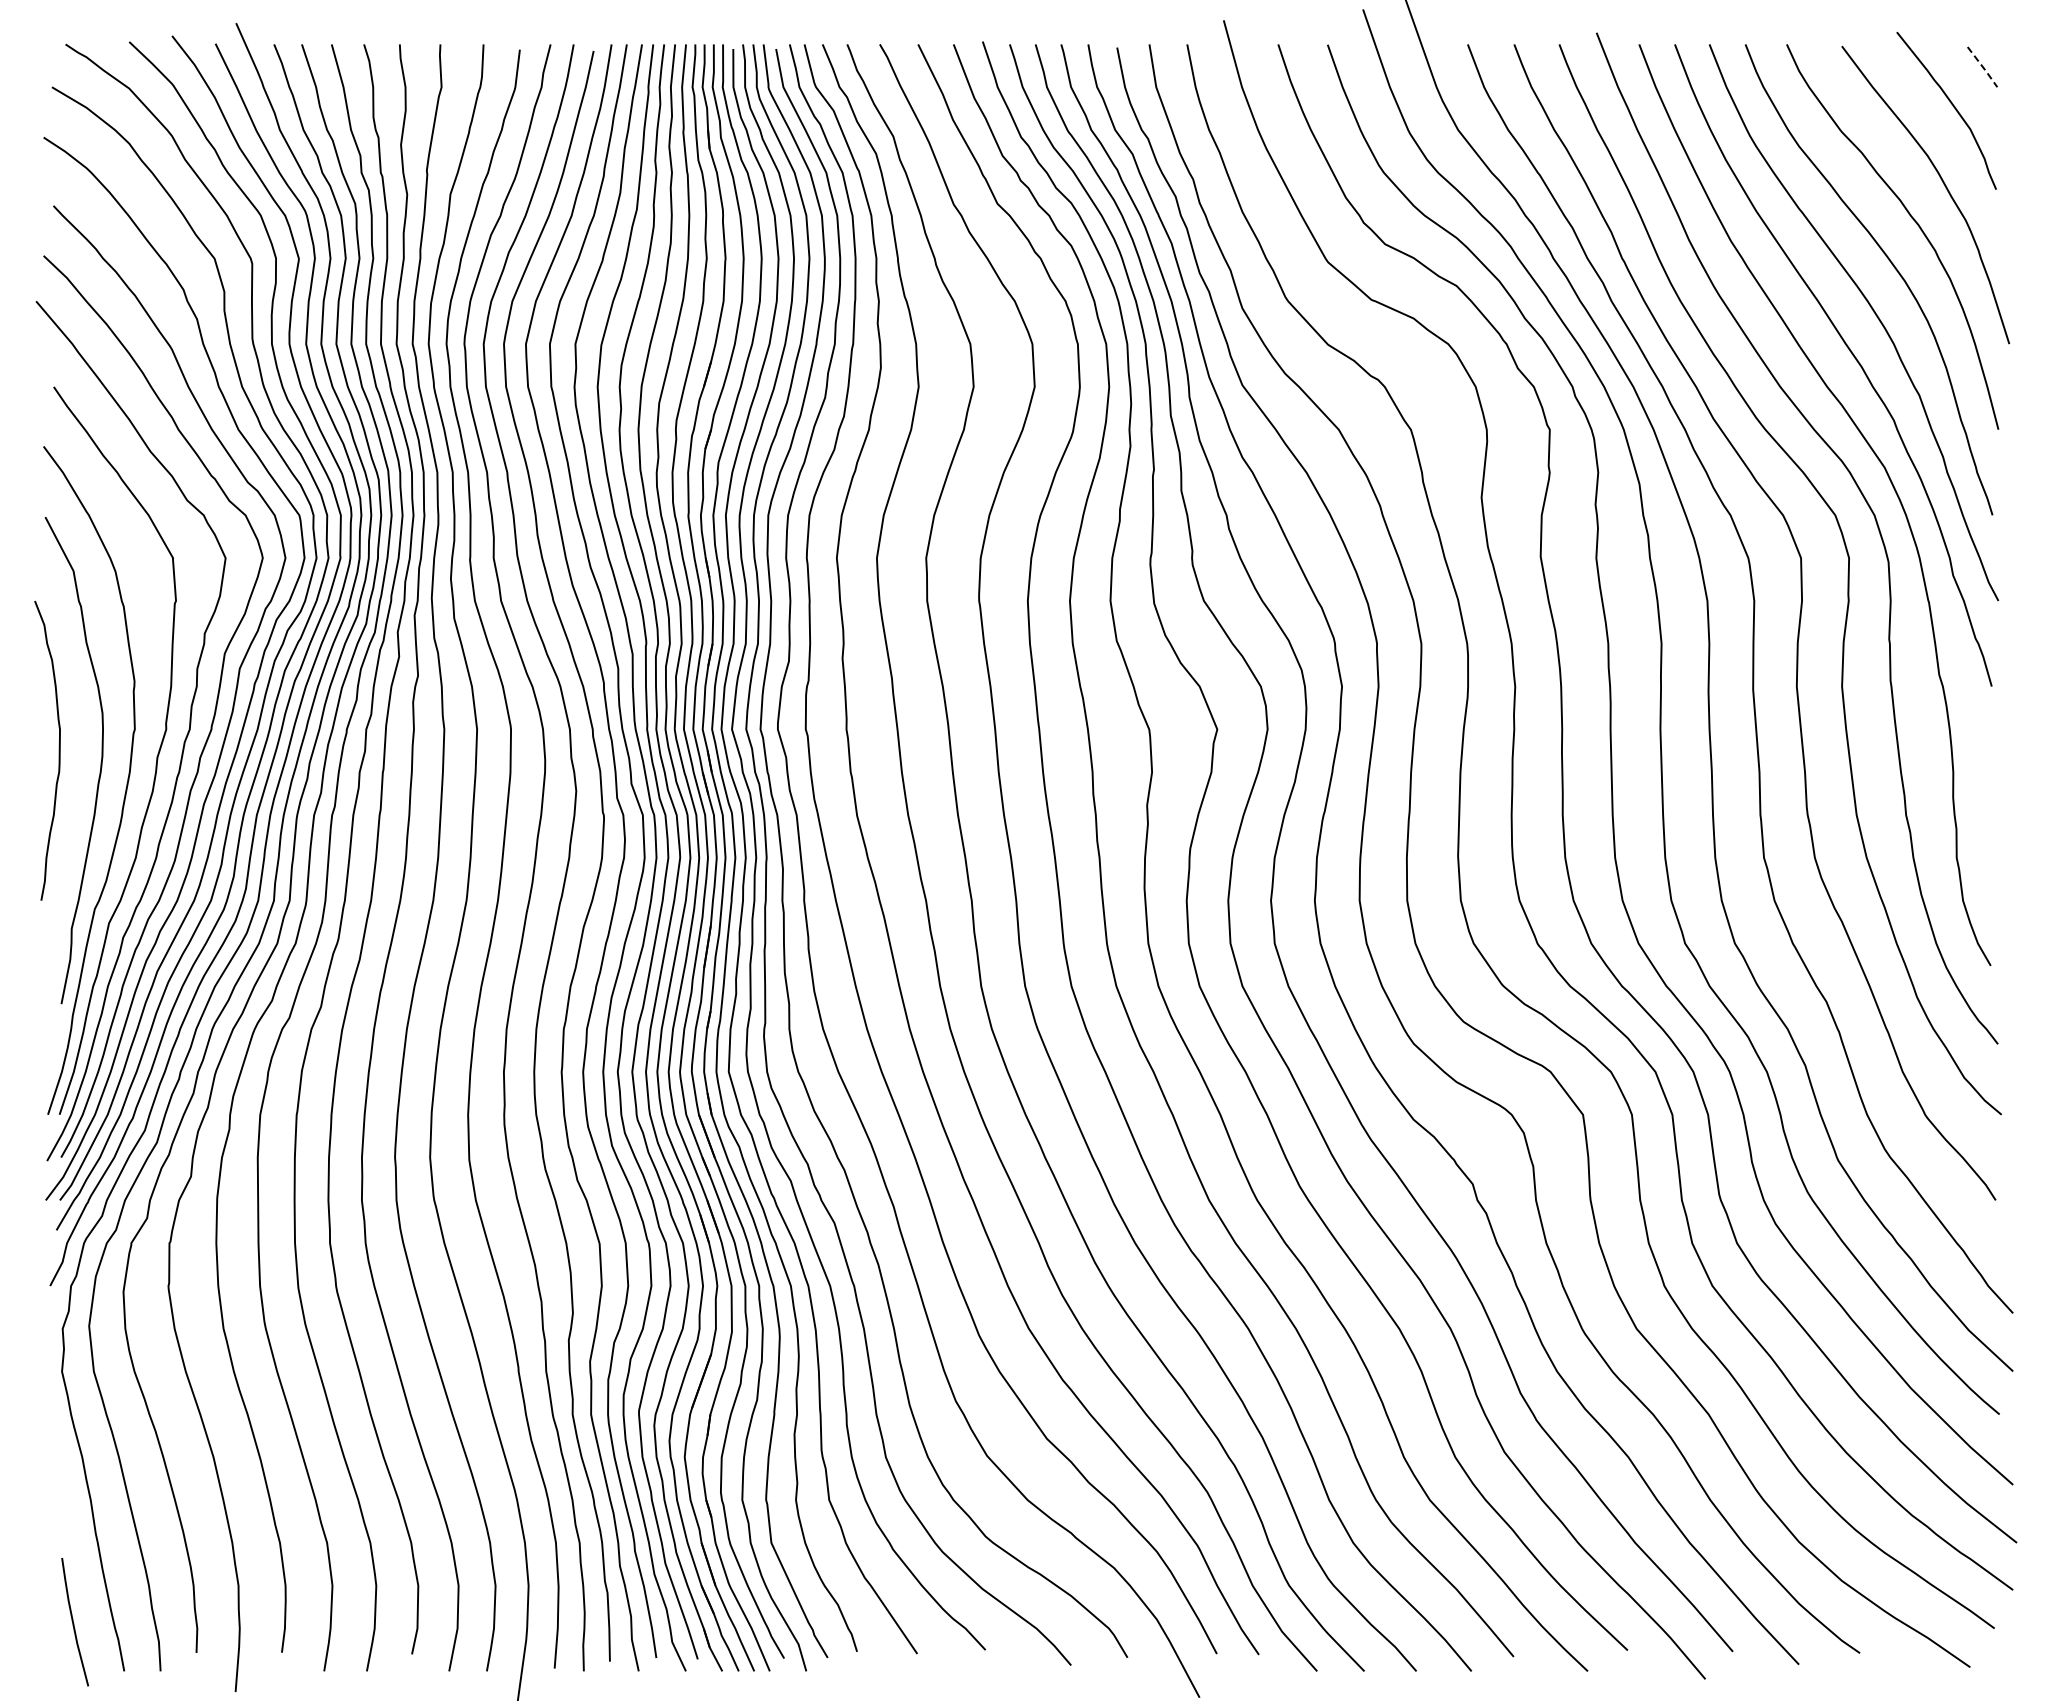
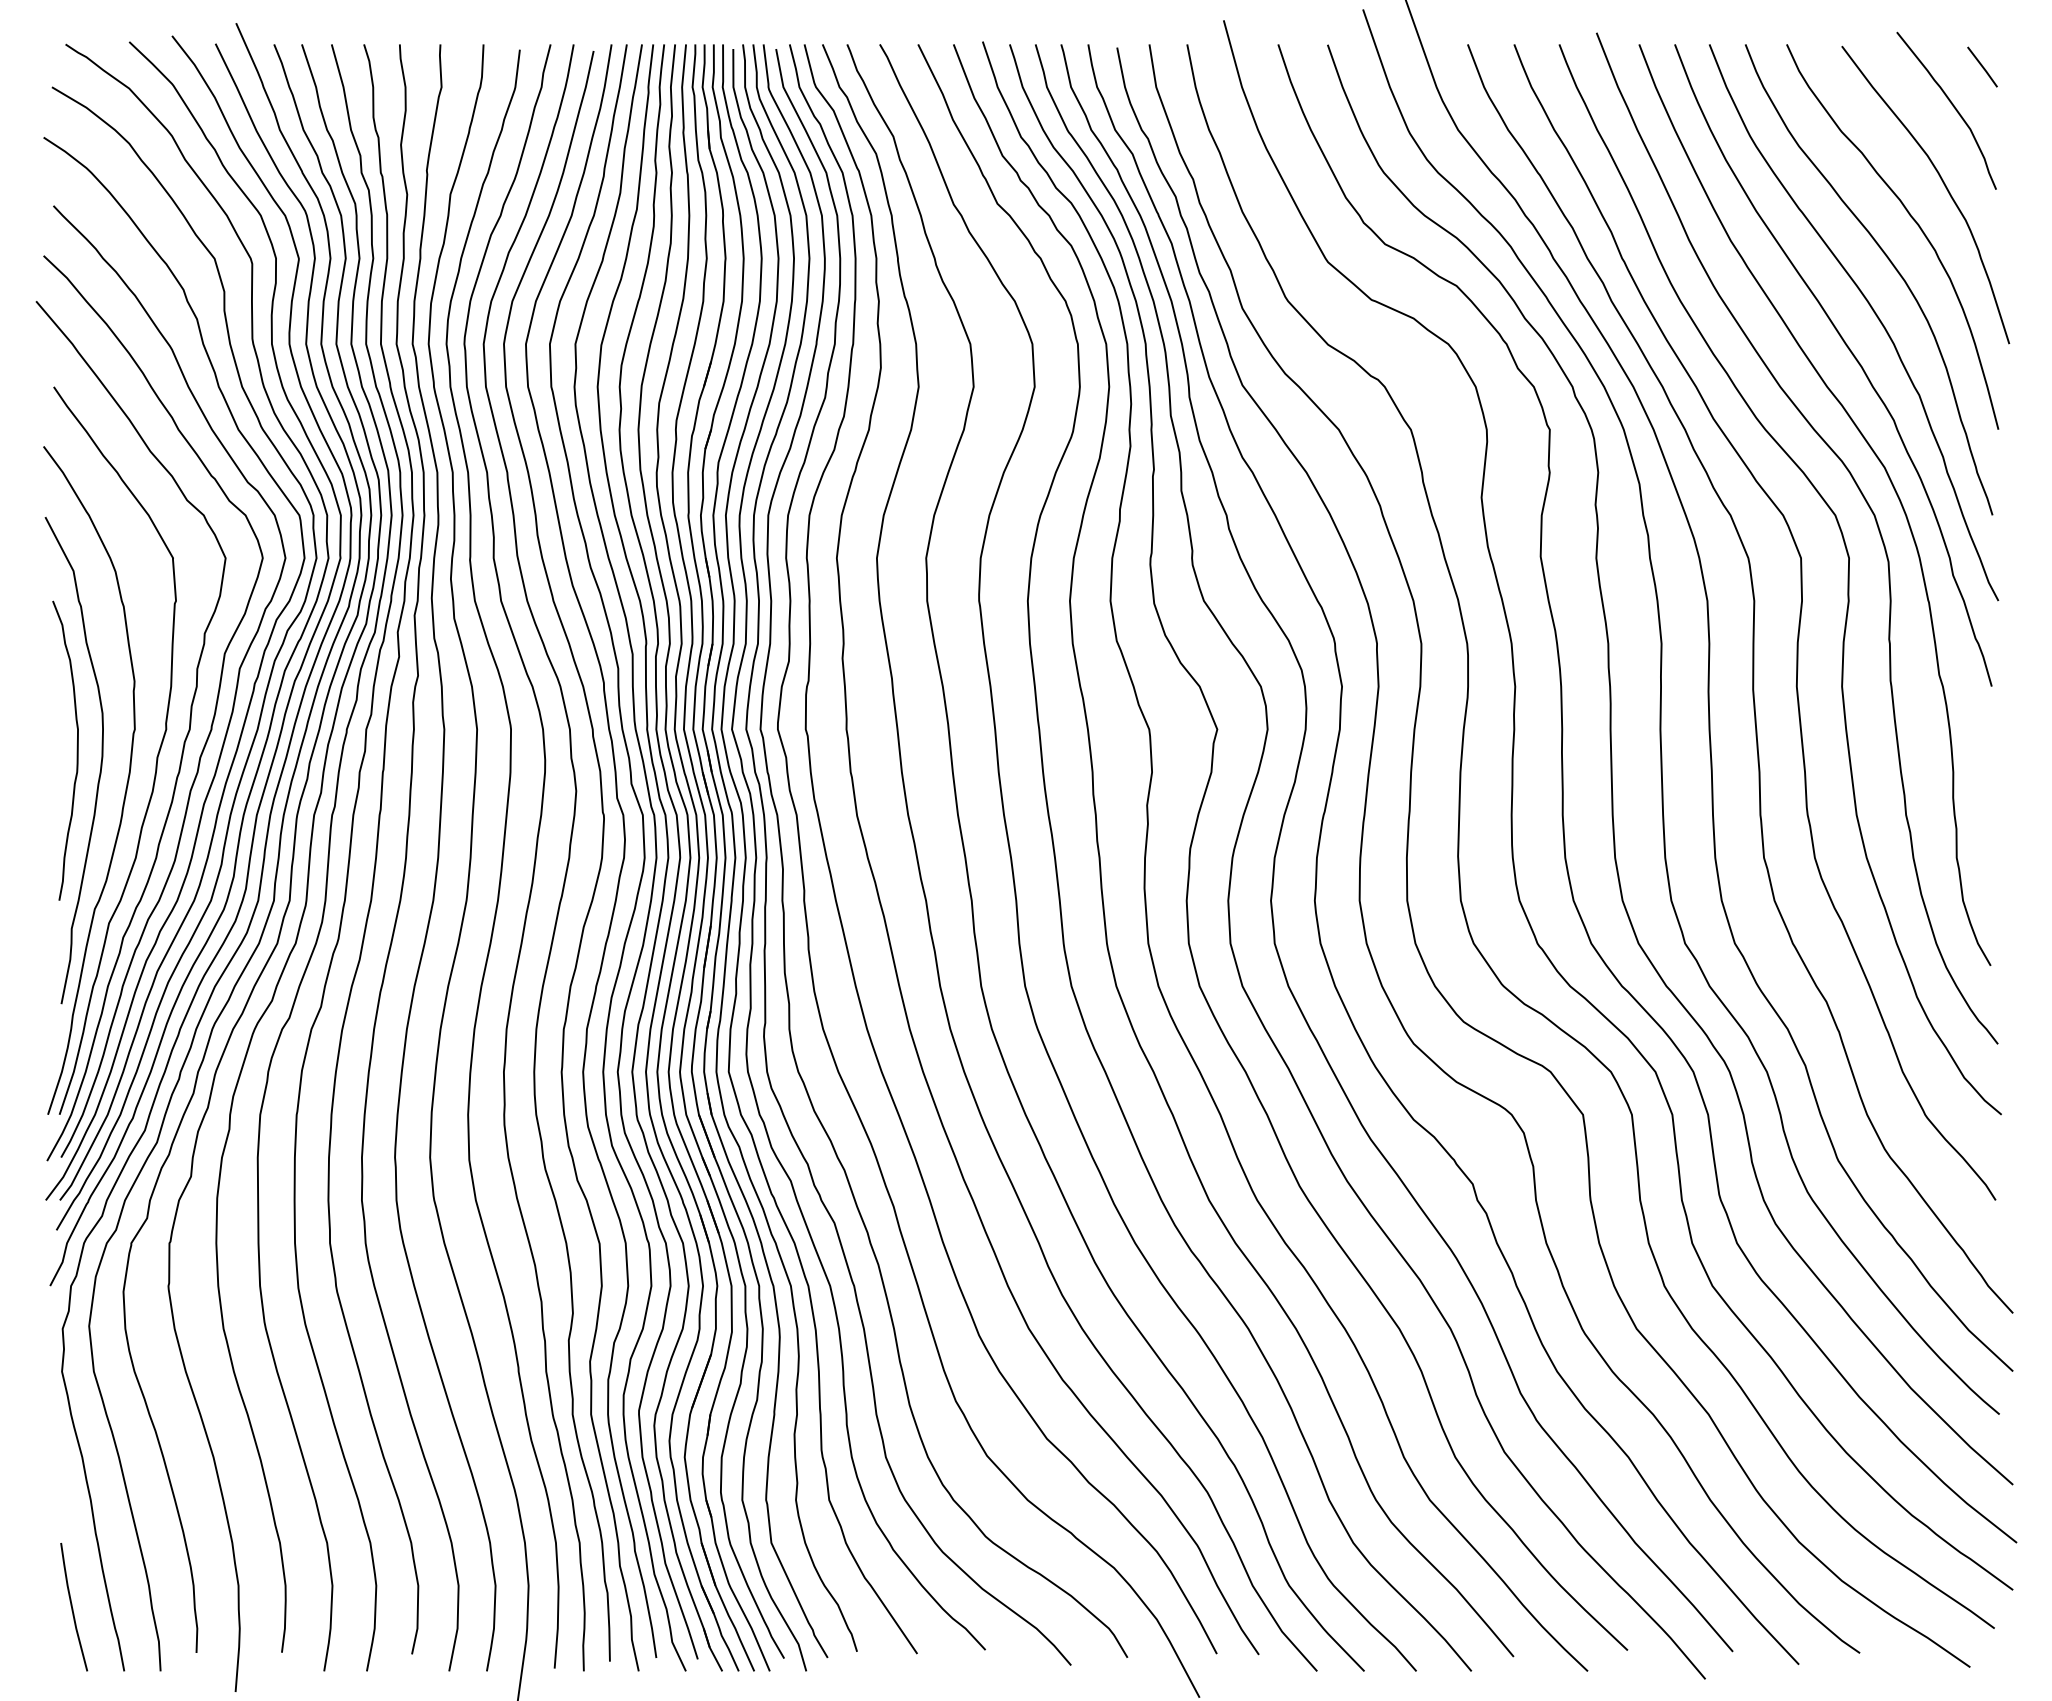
line: dashed -> solid (1983, 67)
curve position: (58, 750) -> (76, 750) (76, 750)
line position: (74, 1623) -> (73, 1608) (73, 1608)
